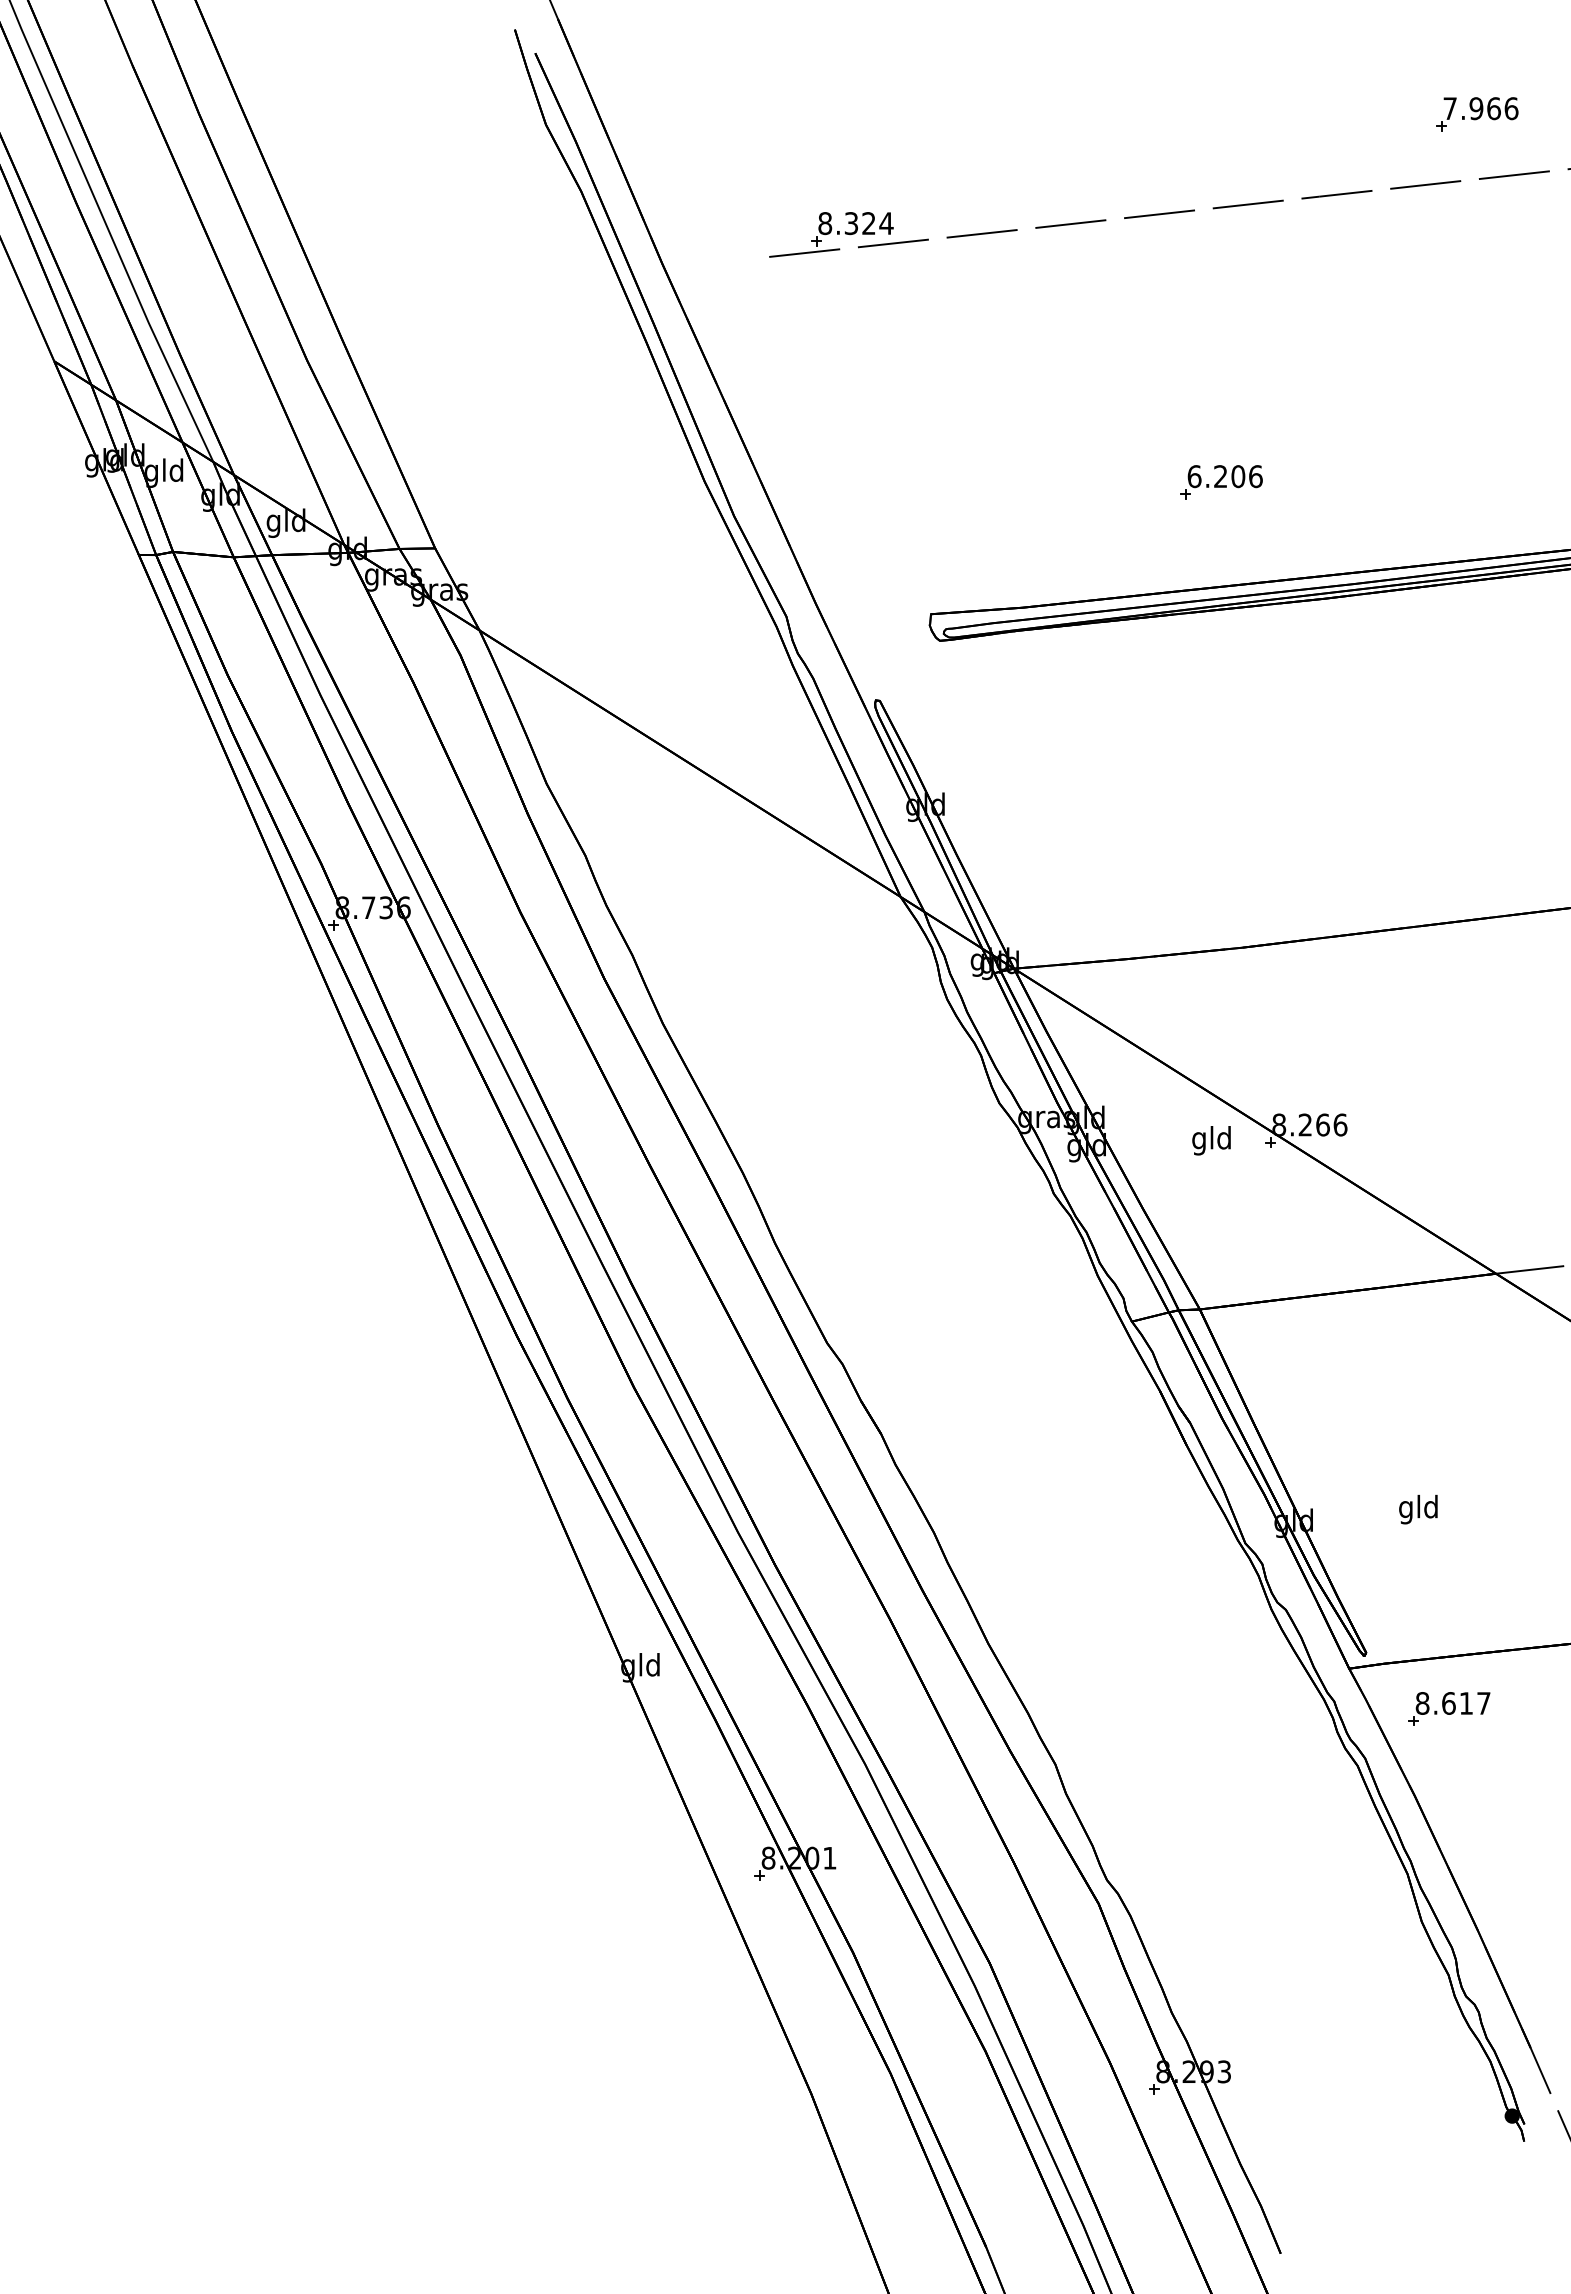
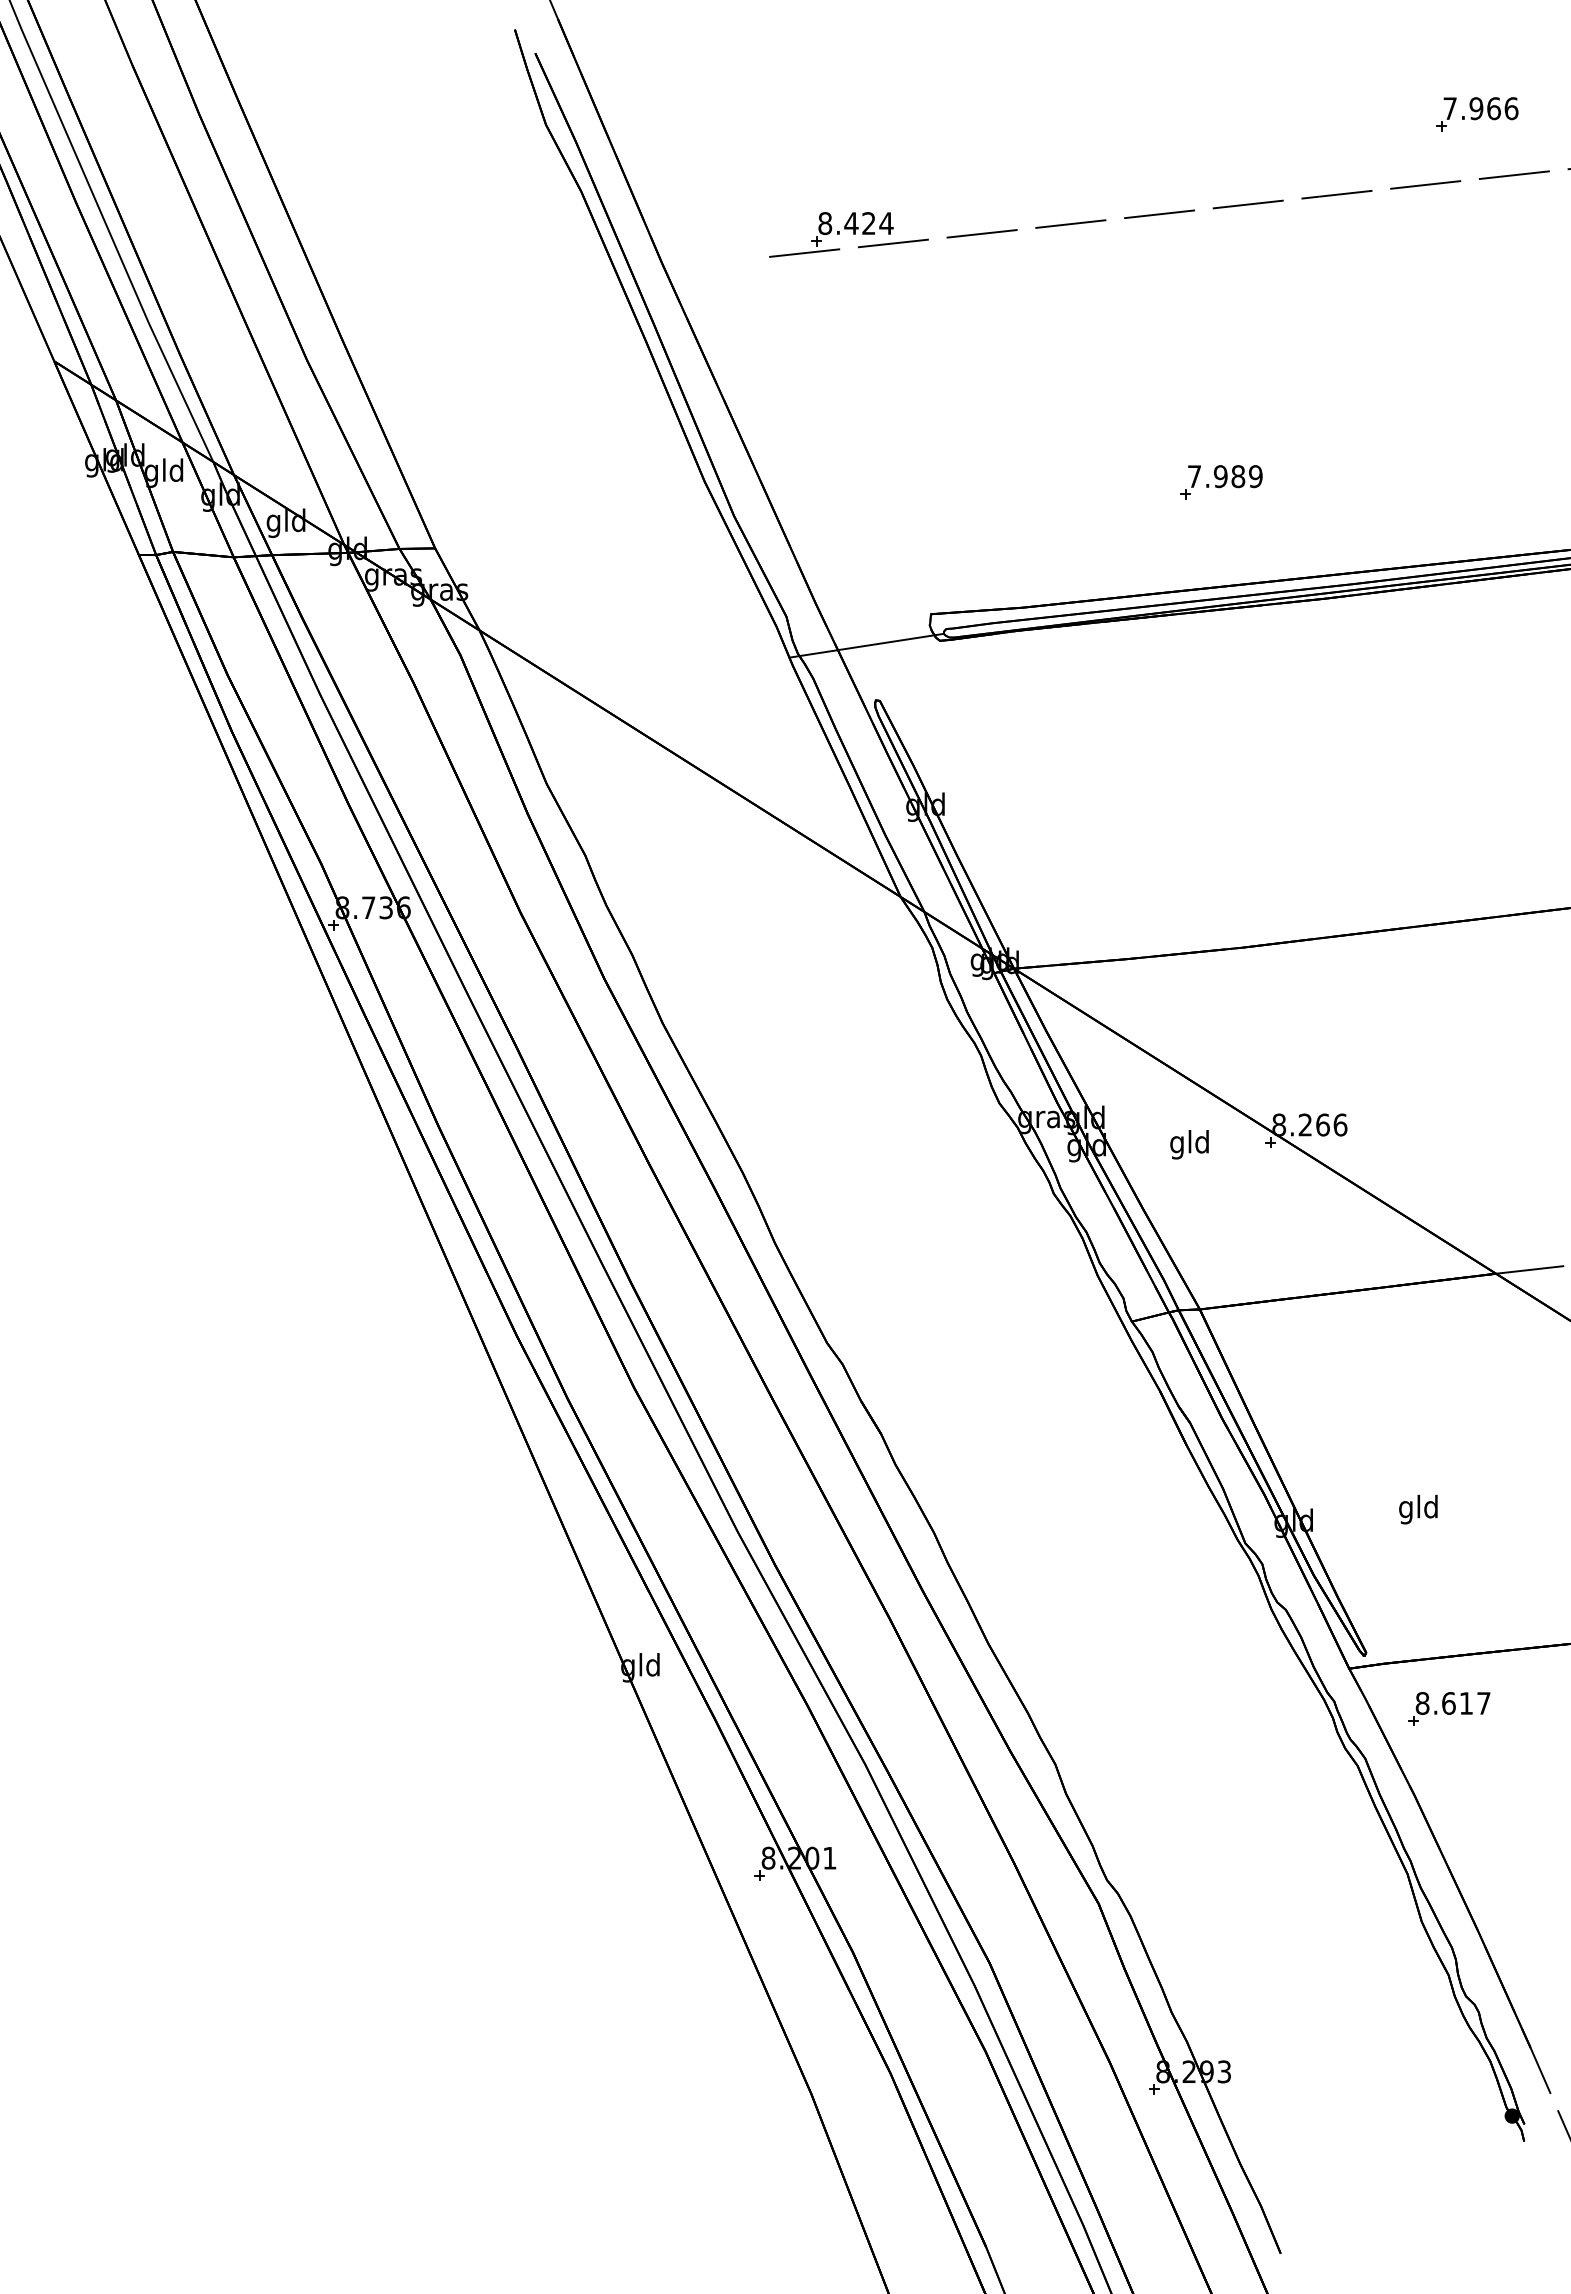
text: 8.324 -> 8.424 (851, 223)
text: 6.206 -> 7.989 (1224, 476)
line: none -> present (866, 645)
text position: (1211, 1140) -> (1189, 1144) (1189, 1144)
